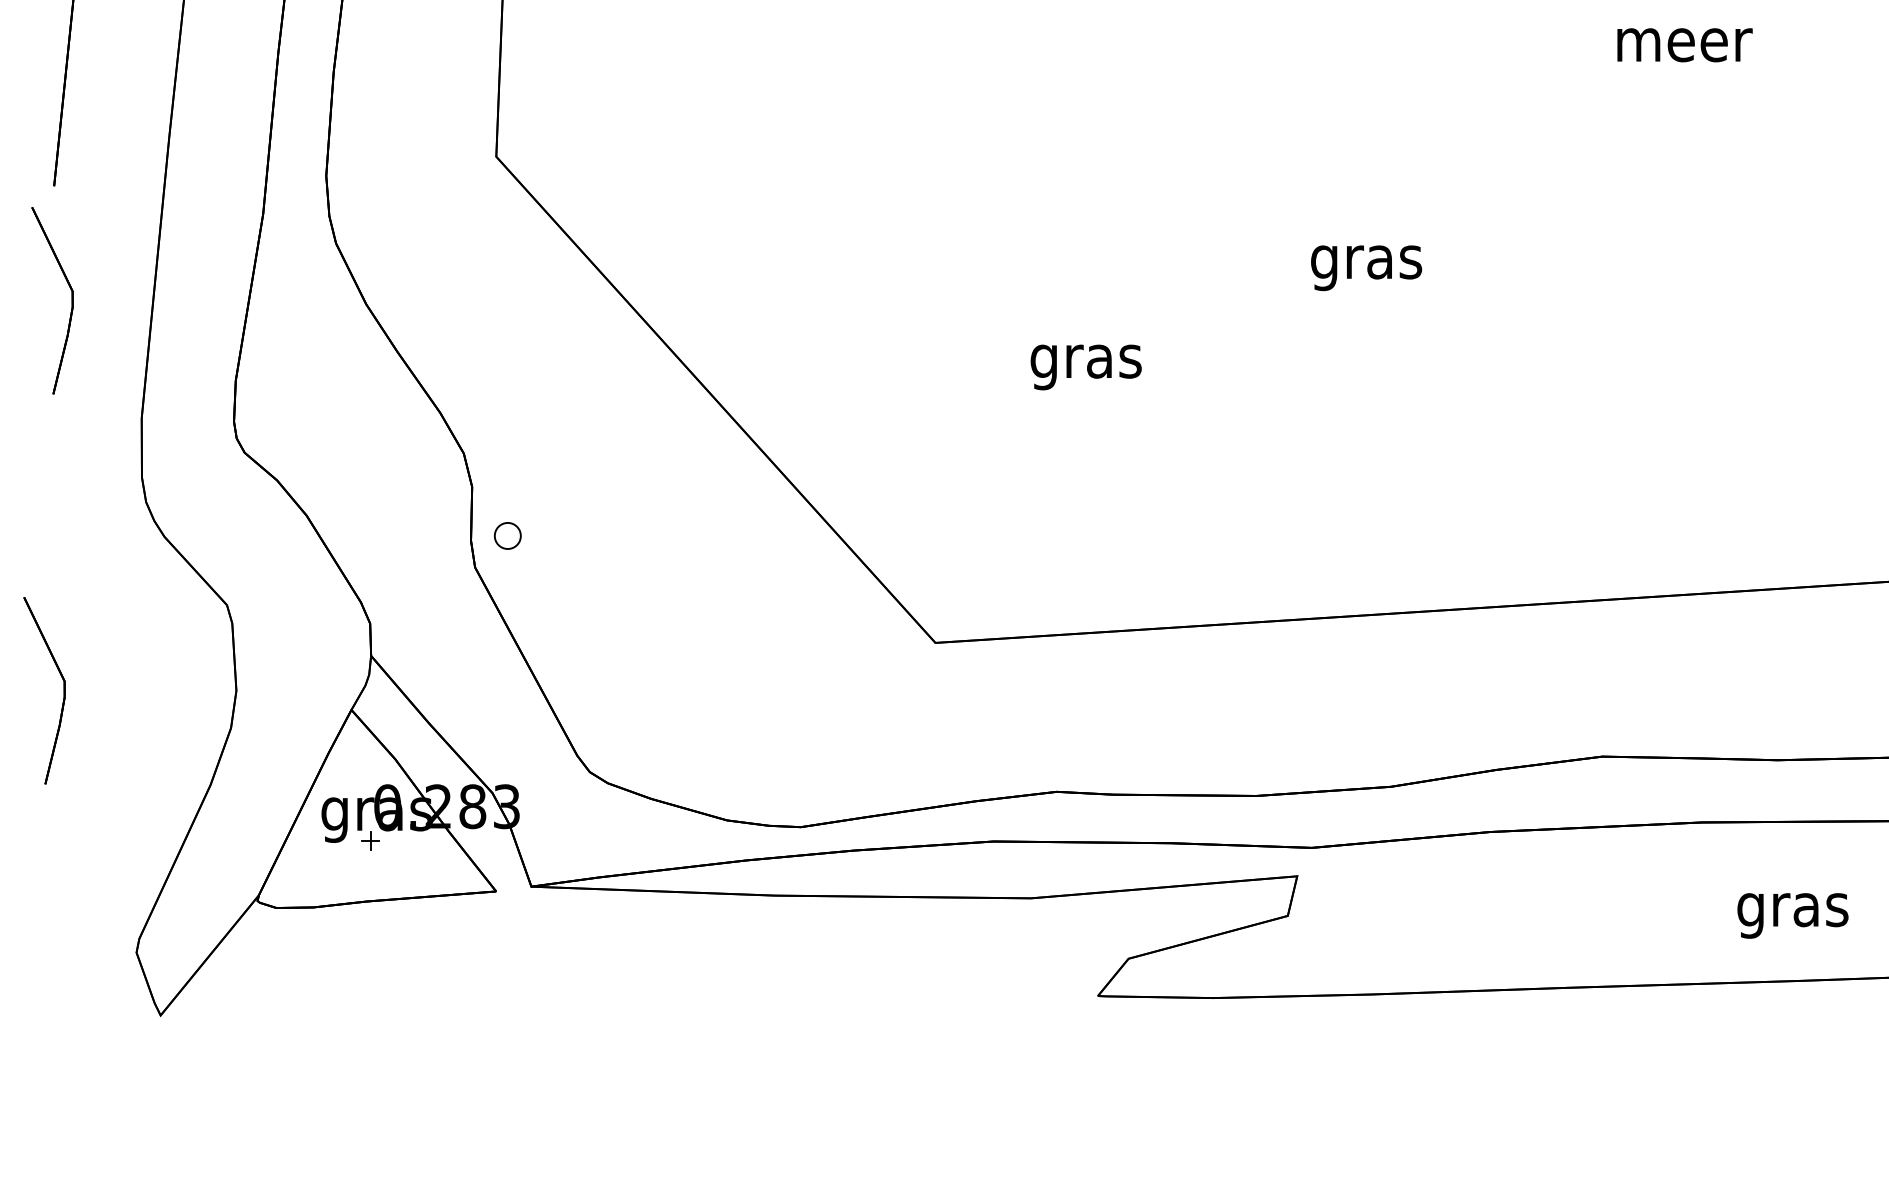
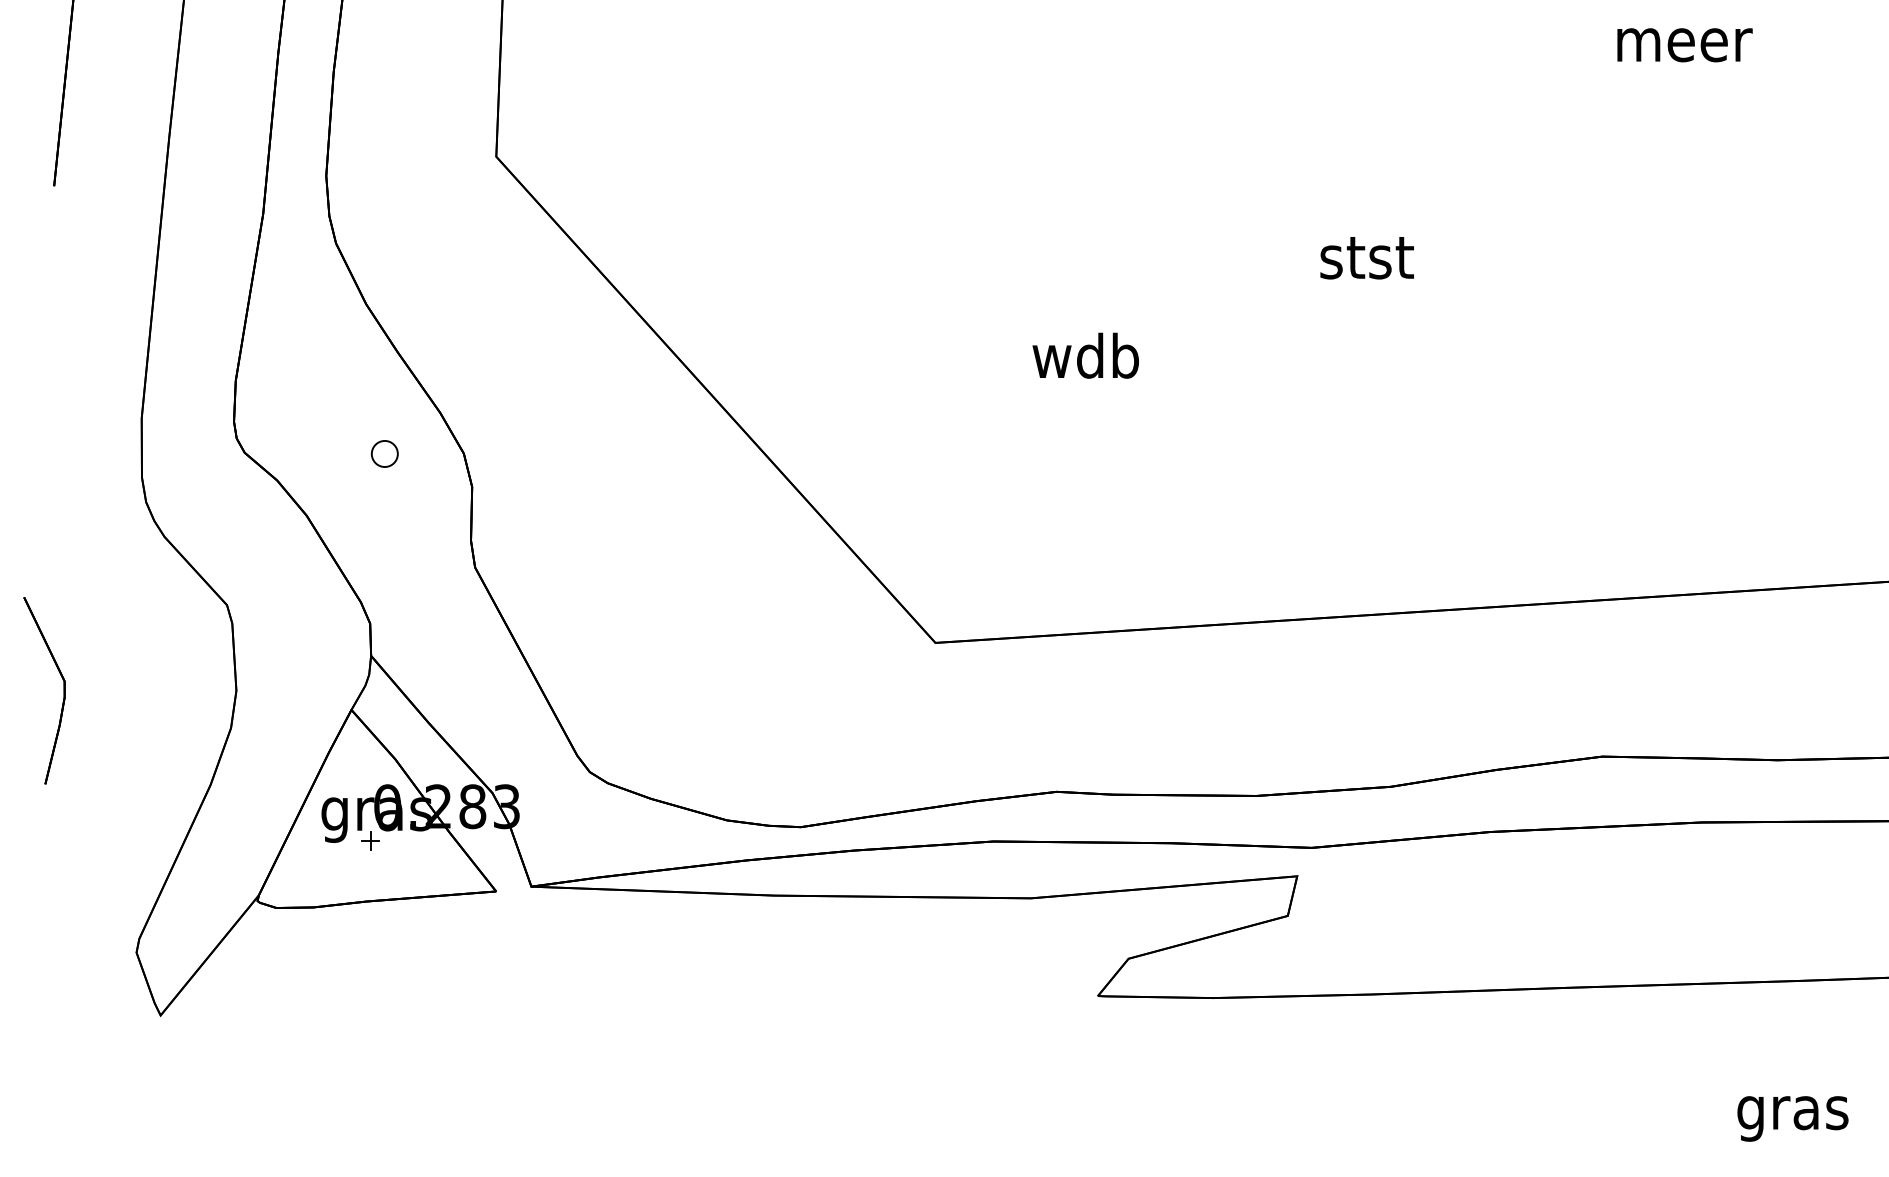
text: gras -> stst (1366, 264)
part: present -> none (71, 300)
text: gras -> wdb (1085, 361)
part position: (507, 535) -> (384, 453) (384, 453)
text position: (1792, 915) -> (1792, 1118) (1792, 1118)
